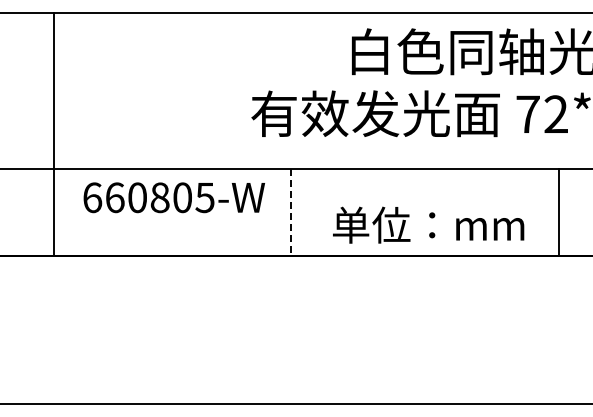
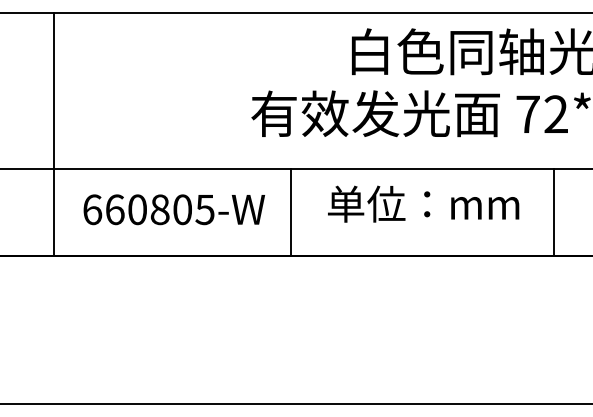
text position: (173, 197) -> (173, 209) (173, 209)
line position: (558, 211) -> (553, 211) (553, 211)
line: dashed -> solid (291, 212)
text position: (428, 224) -> (423, 203) (423, 203)
